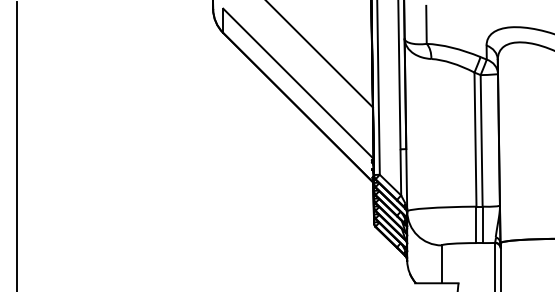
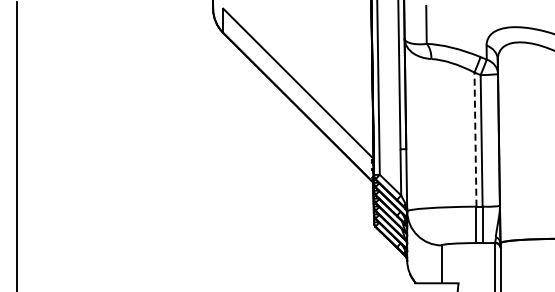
line: present -> none (319, 54)
line: solid -> dashed (475, 139)
